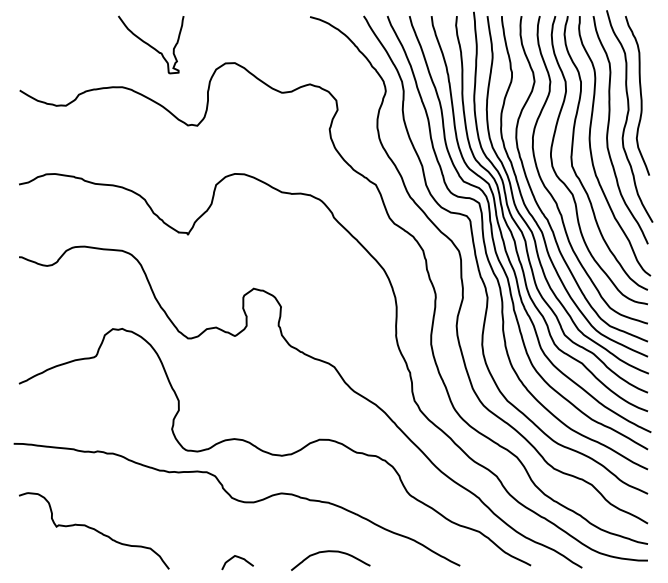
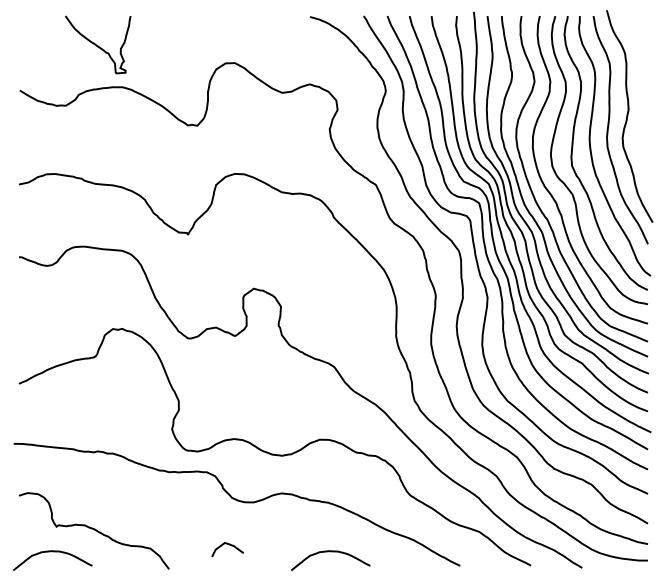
curve position: (151, 45) -> (98, 45) (98, 45)
curve: present -> none (640, 95)
curve: none -> present (52, 552)
curve position: (239, 558) -> (229, 545) (229, 545)
